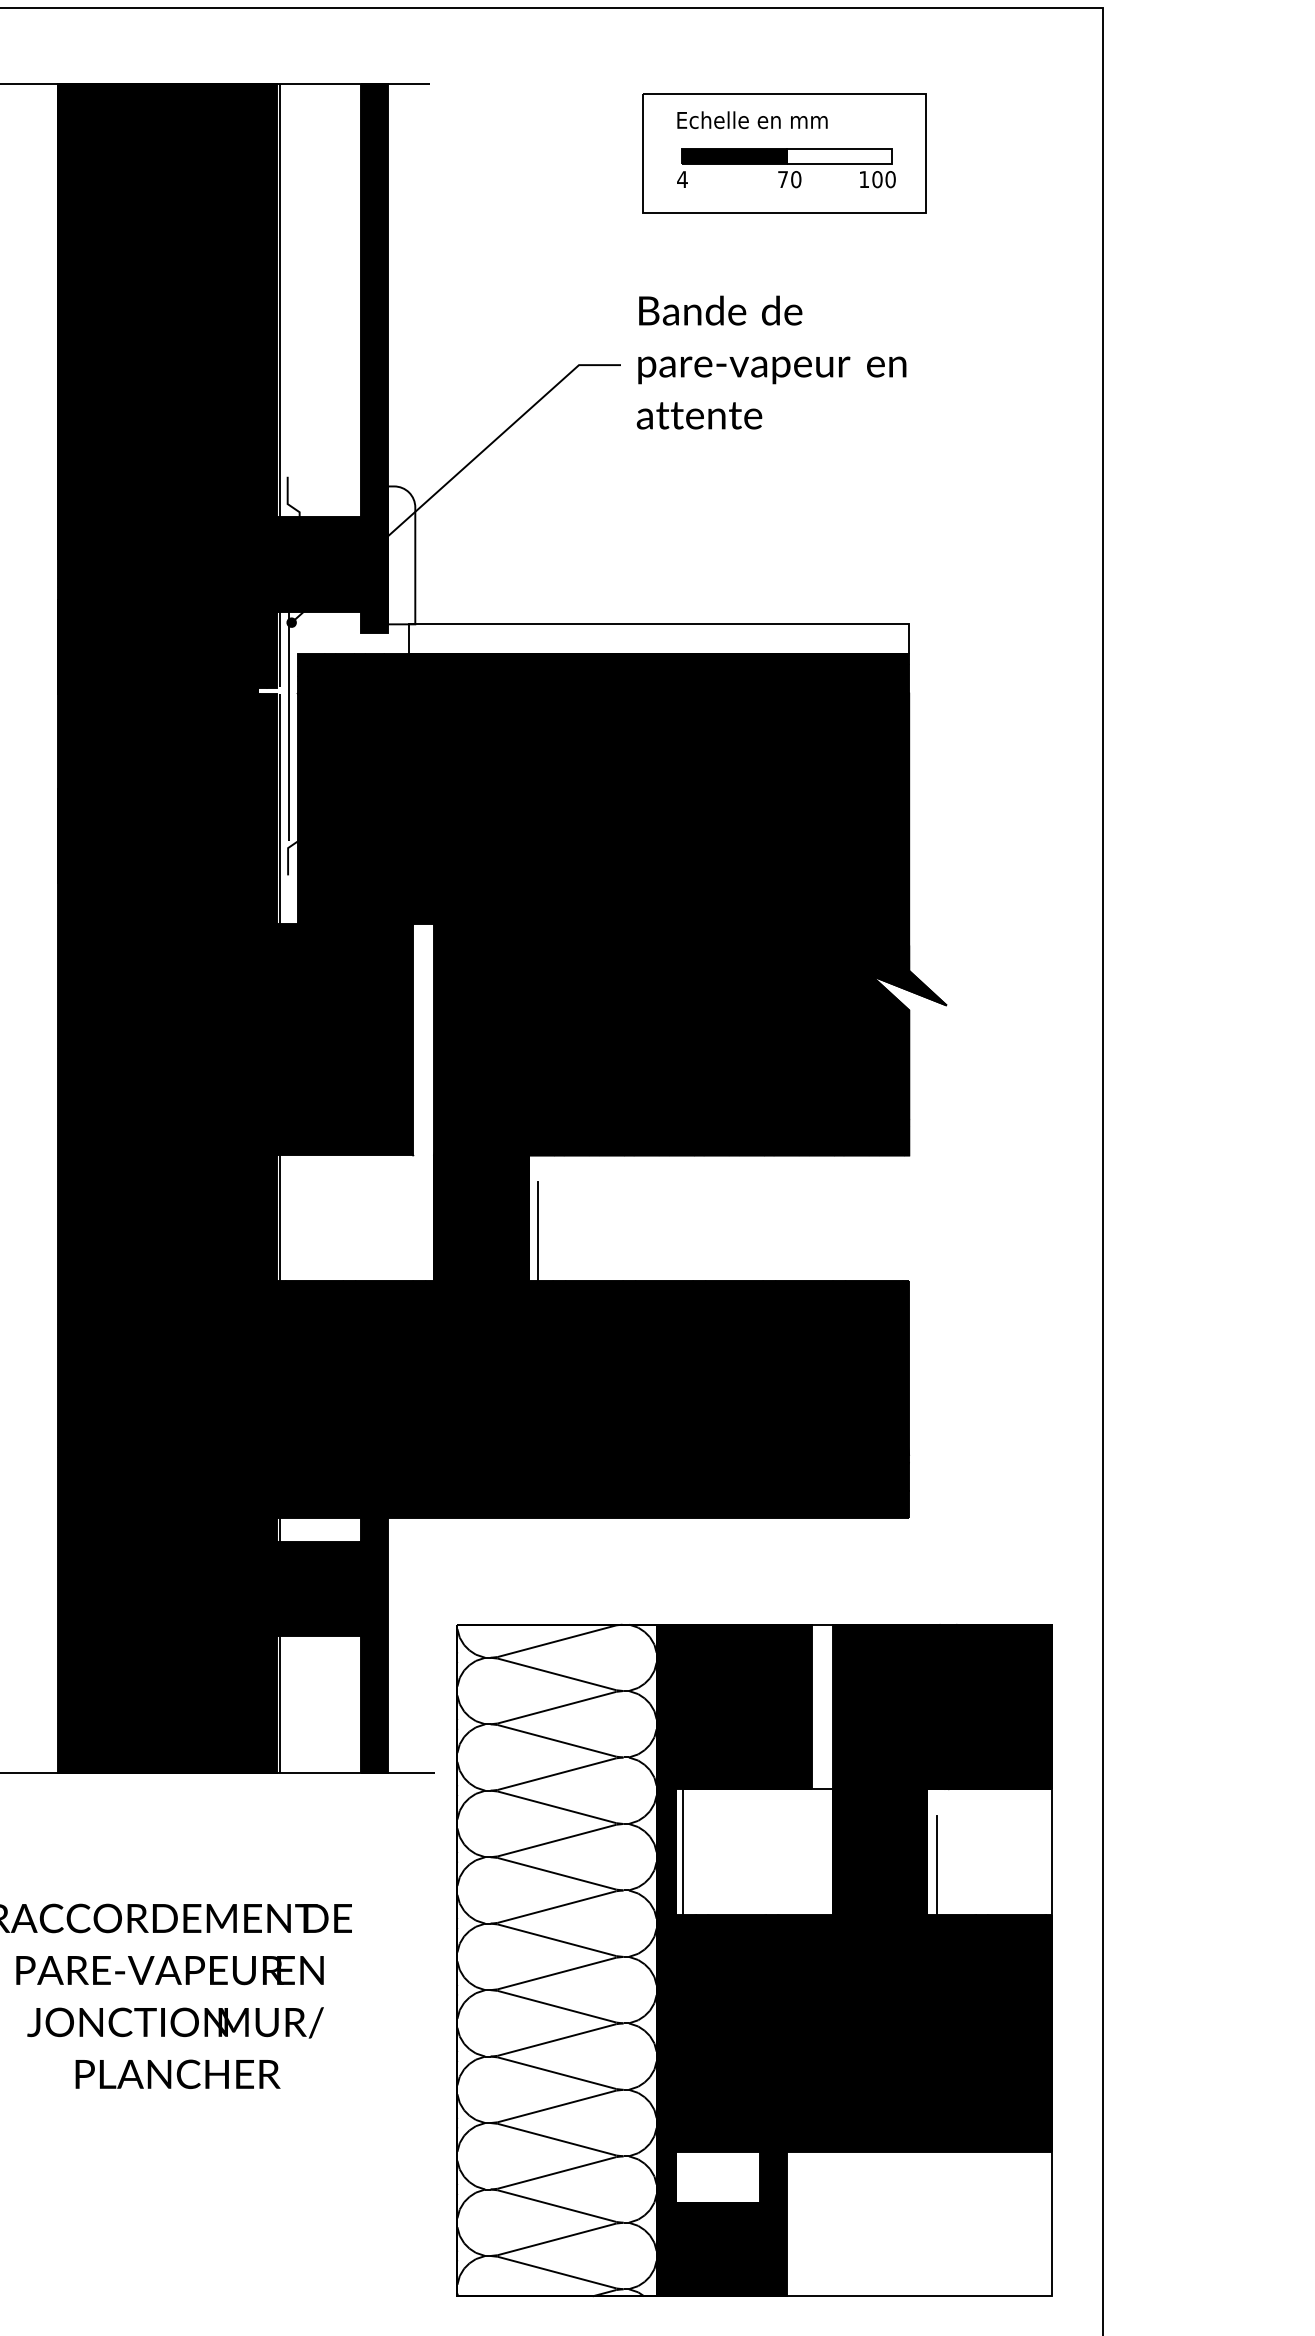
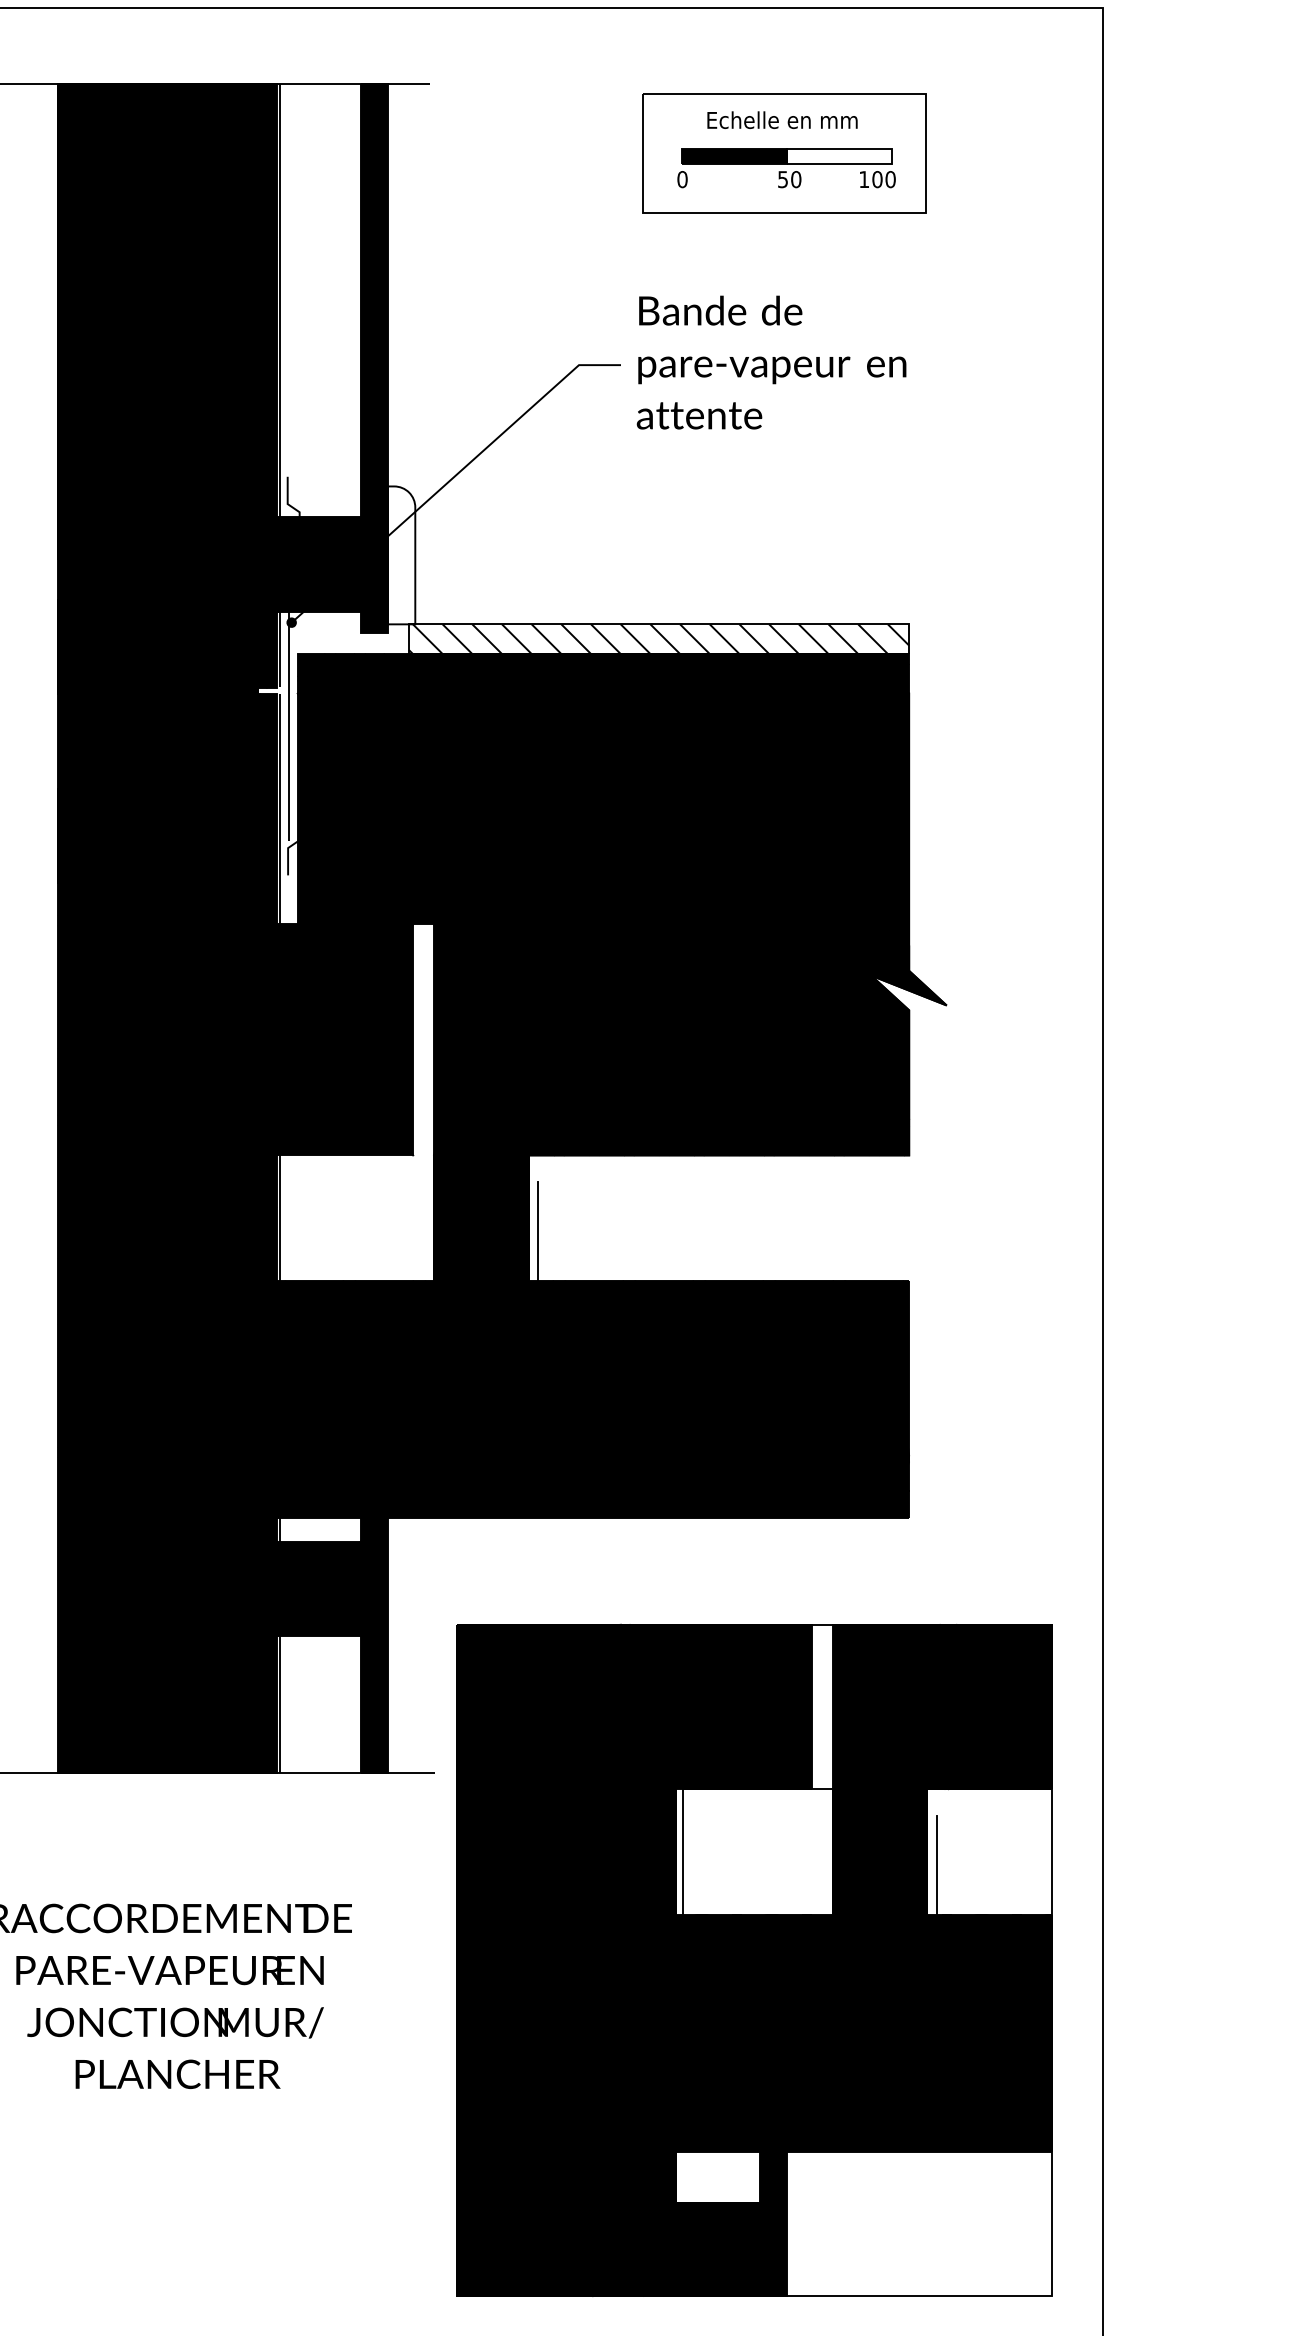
text position: (752, 119) -> (782, 119) (782, 119)
text: 4 -> 0 (682, 179)
text: 70 -> 50 (782, 179)
hatch: none -> present (659, 638)
fill: none -> present (556, 1960)
